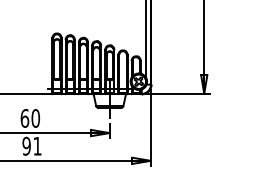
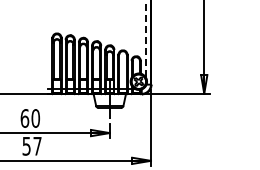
line: solid -> dashed (145, 38)
text: 91 -> 57 (31, 145)
